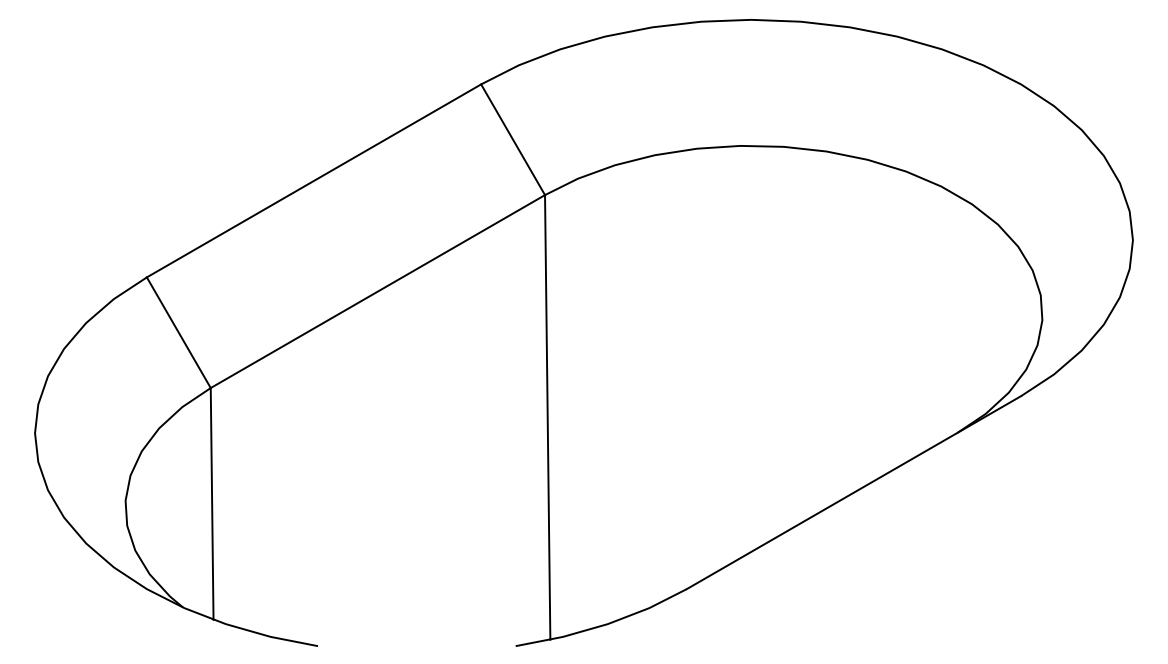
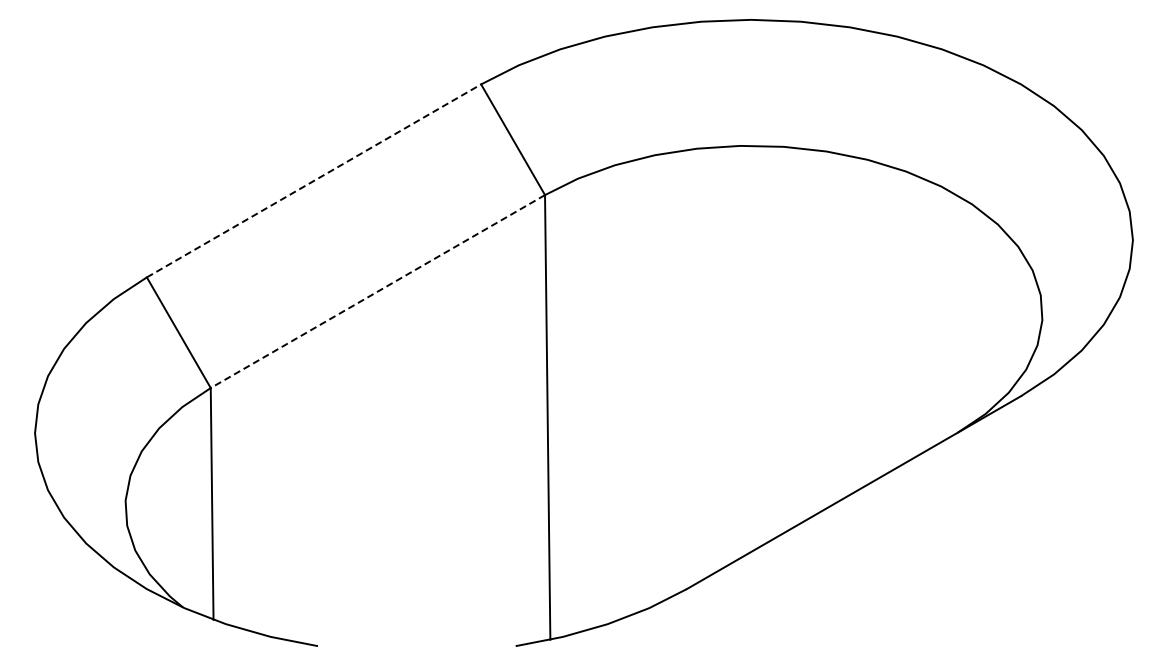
line: solid -> dashed (314, 180)
line: solid -> dashed (377, 291)
